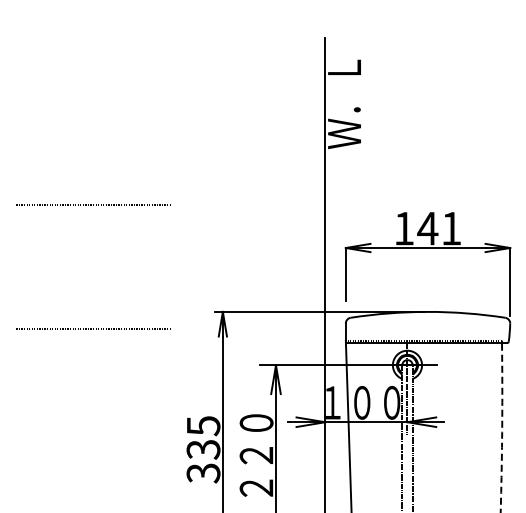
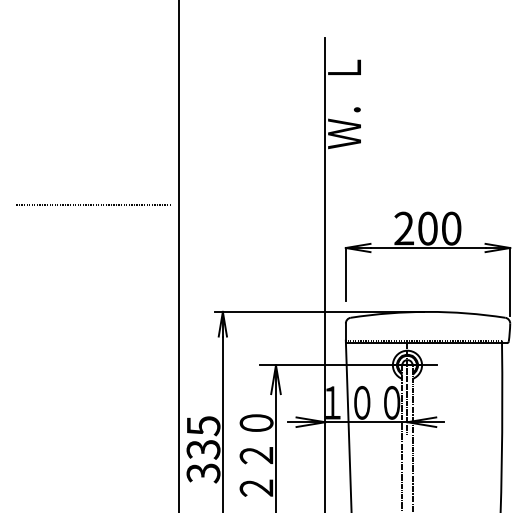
text: 141 -> 200 (427, 228)
line: none -> present (179, 255)
line: present -> none (93, 328)
arc: dashed -> solid (502, 427)
